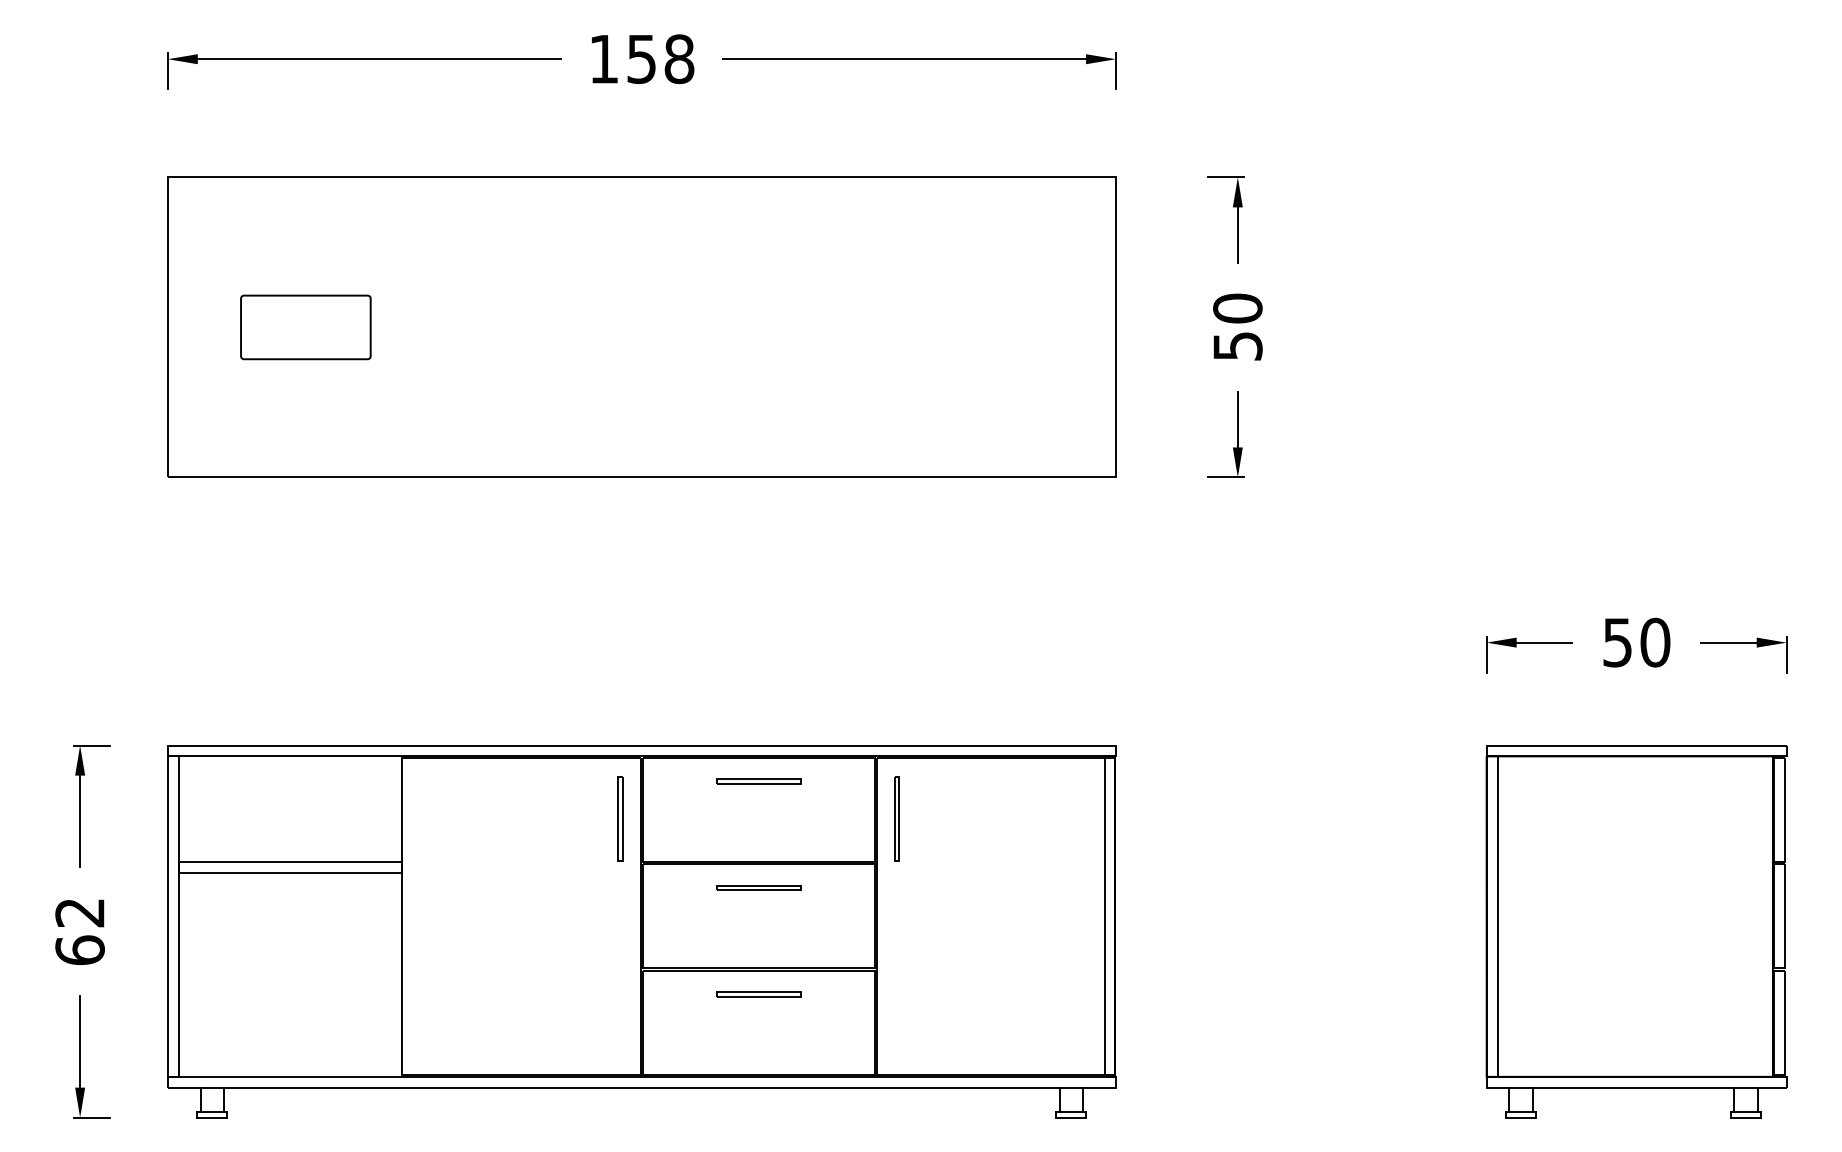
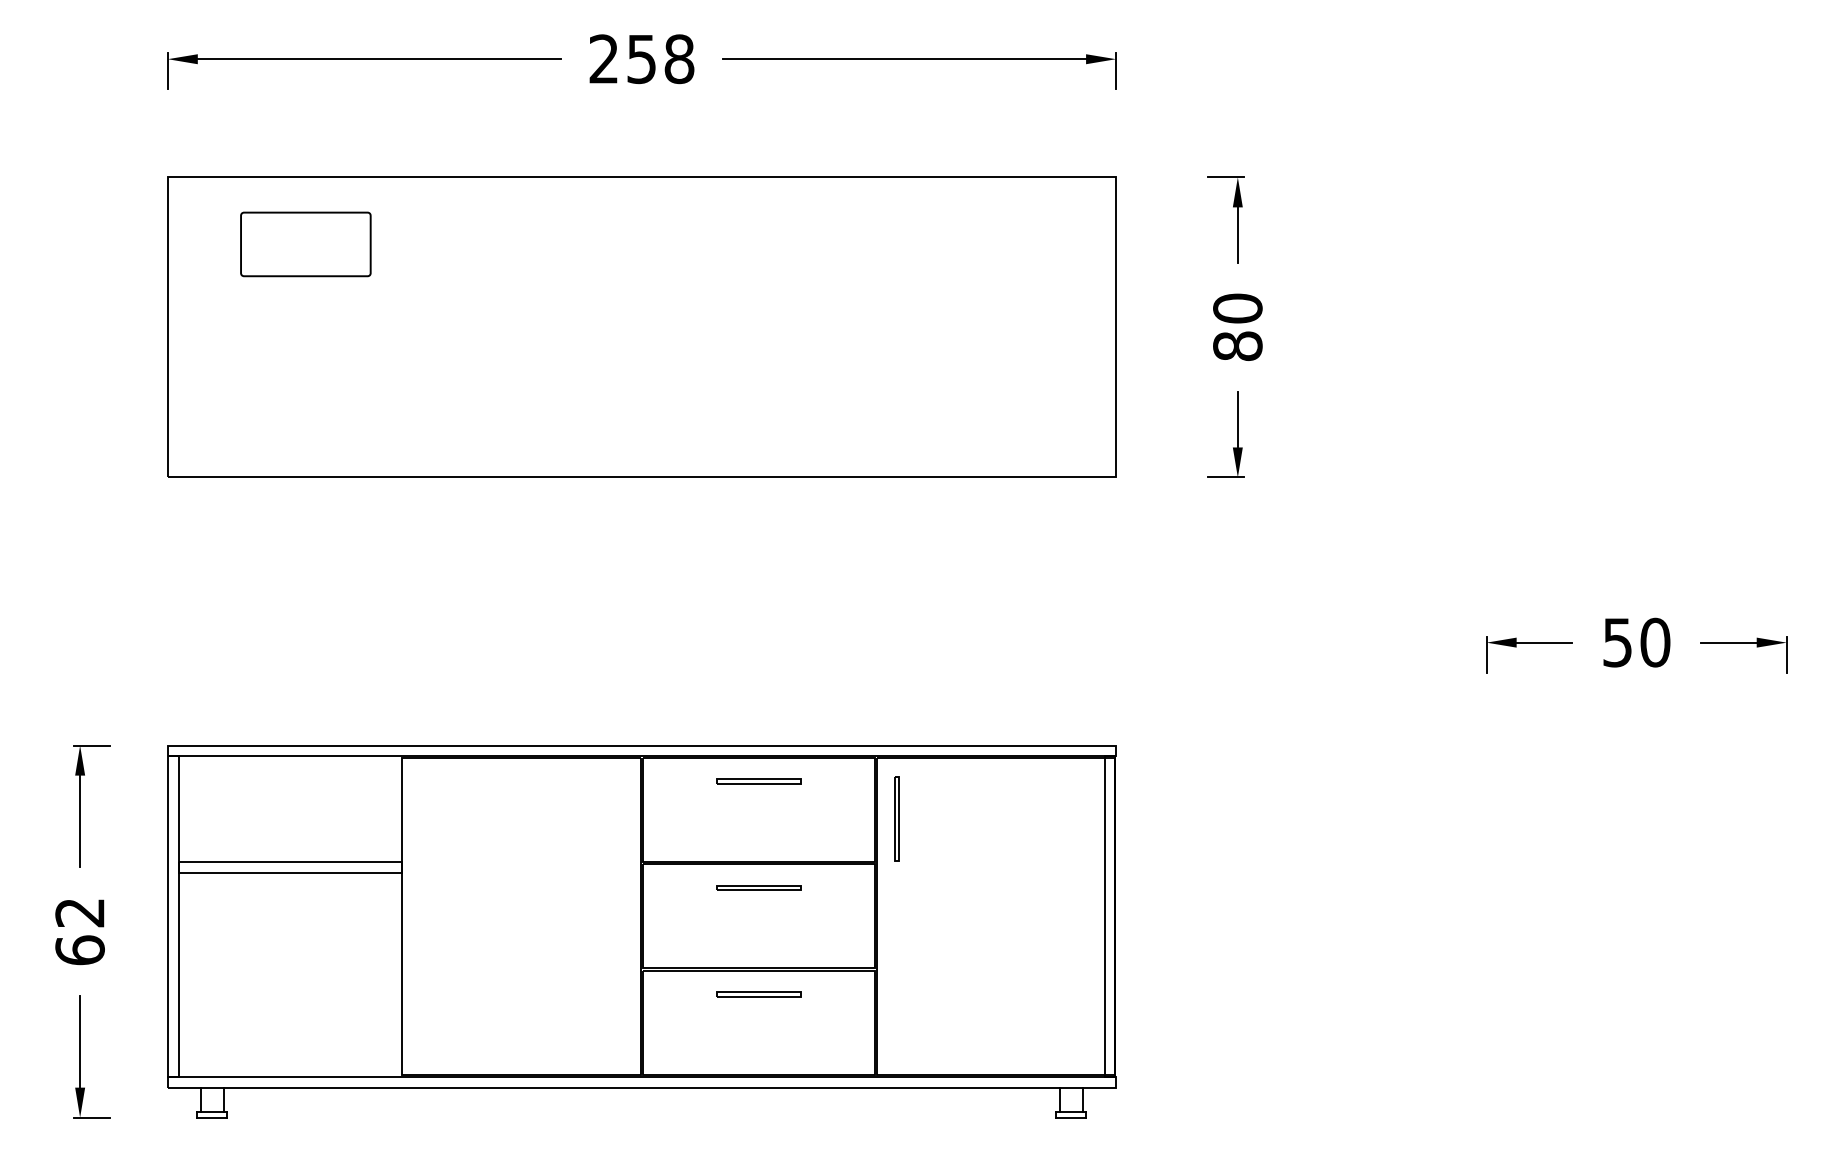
text: 158 -> 258 (603, 58)
part position: (305, 327) -> (305, 244) (305, 244)
text: 50 -> 80 (1237, 345)
part: present -> none (620, 818)
part: present -> none (1636, 931)
